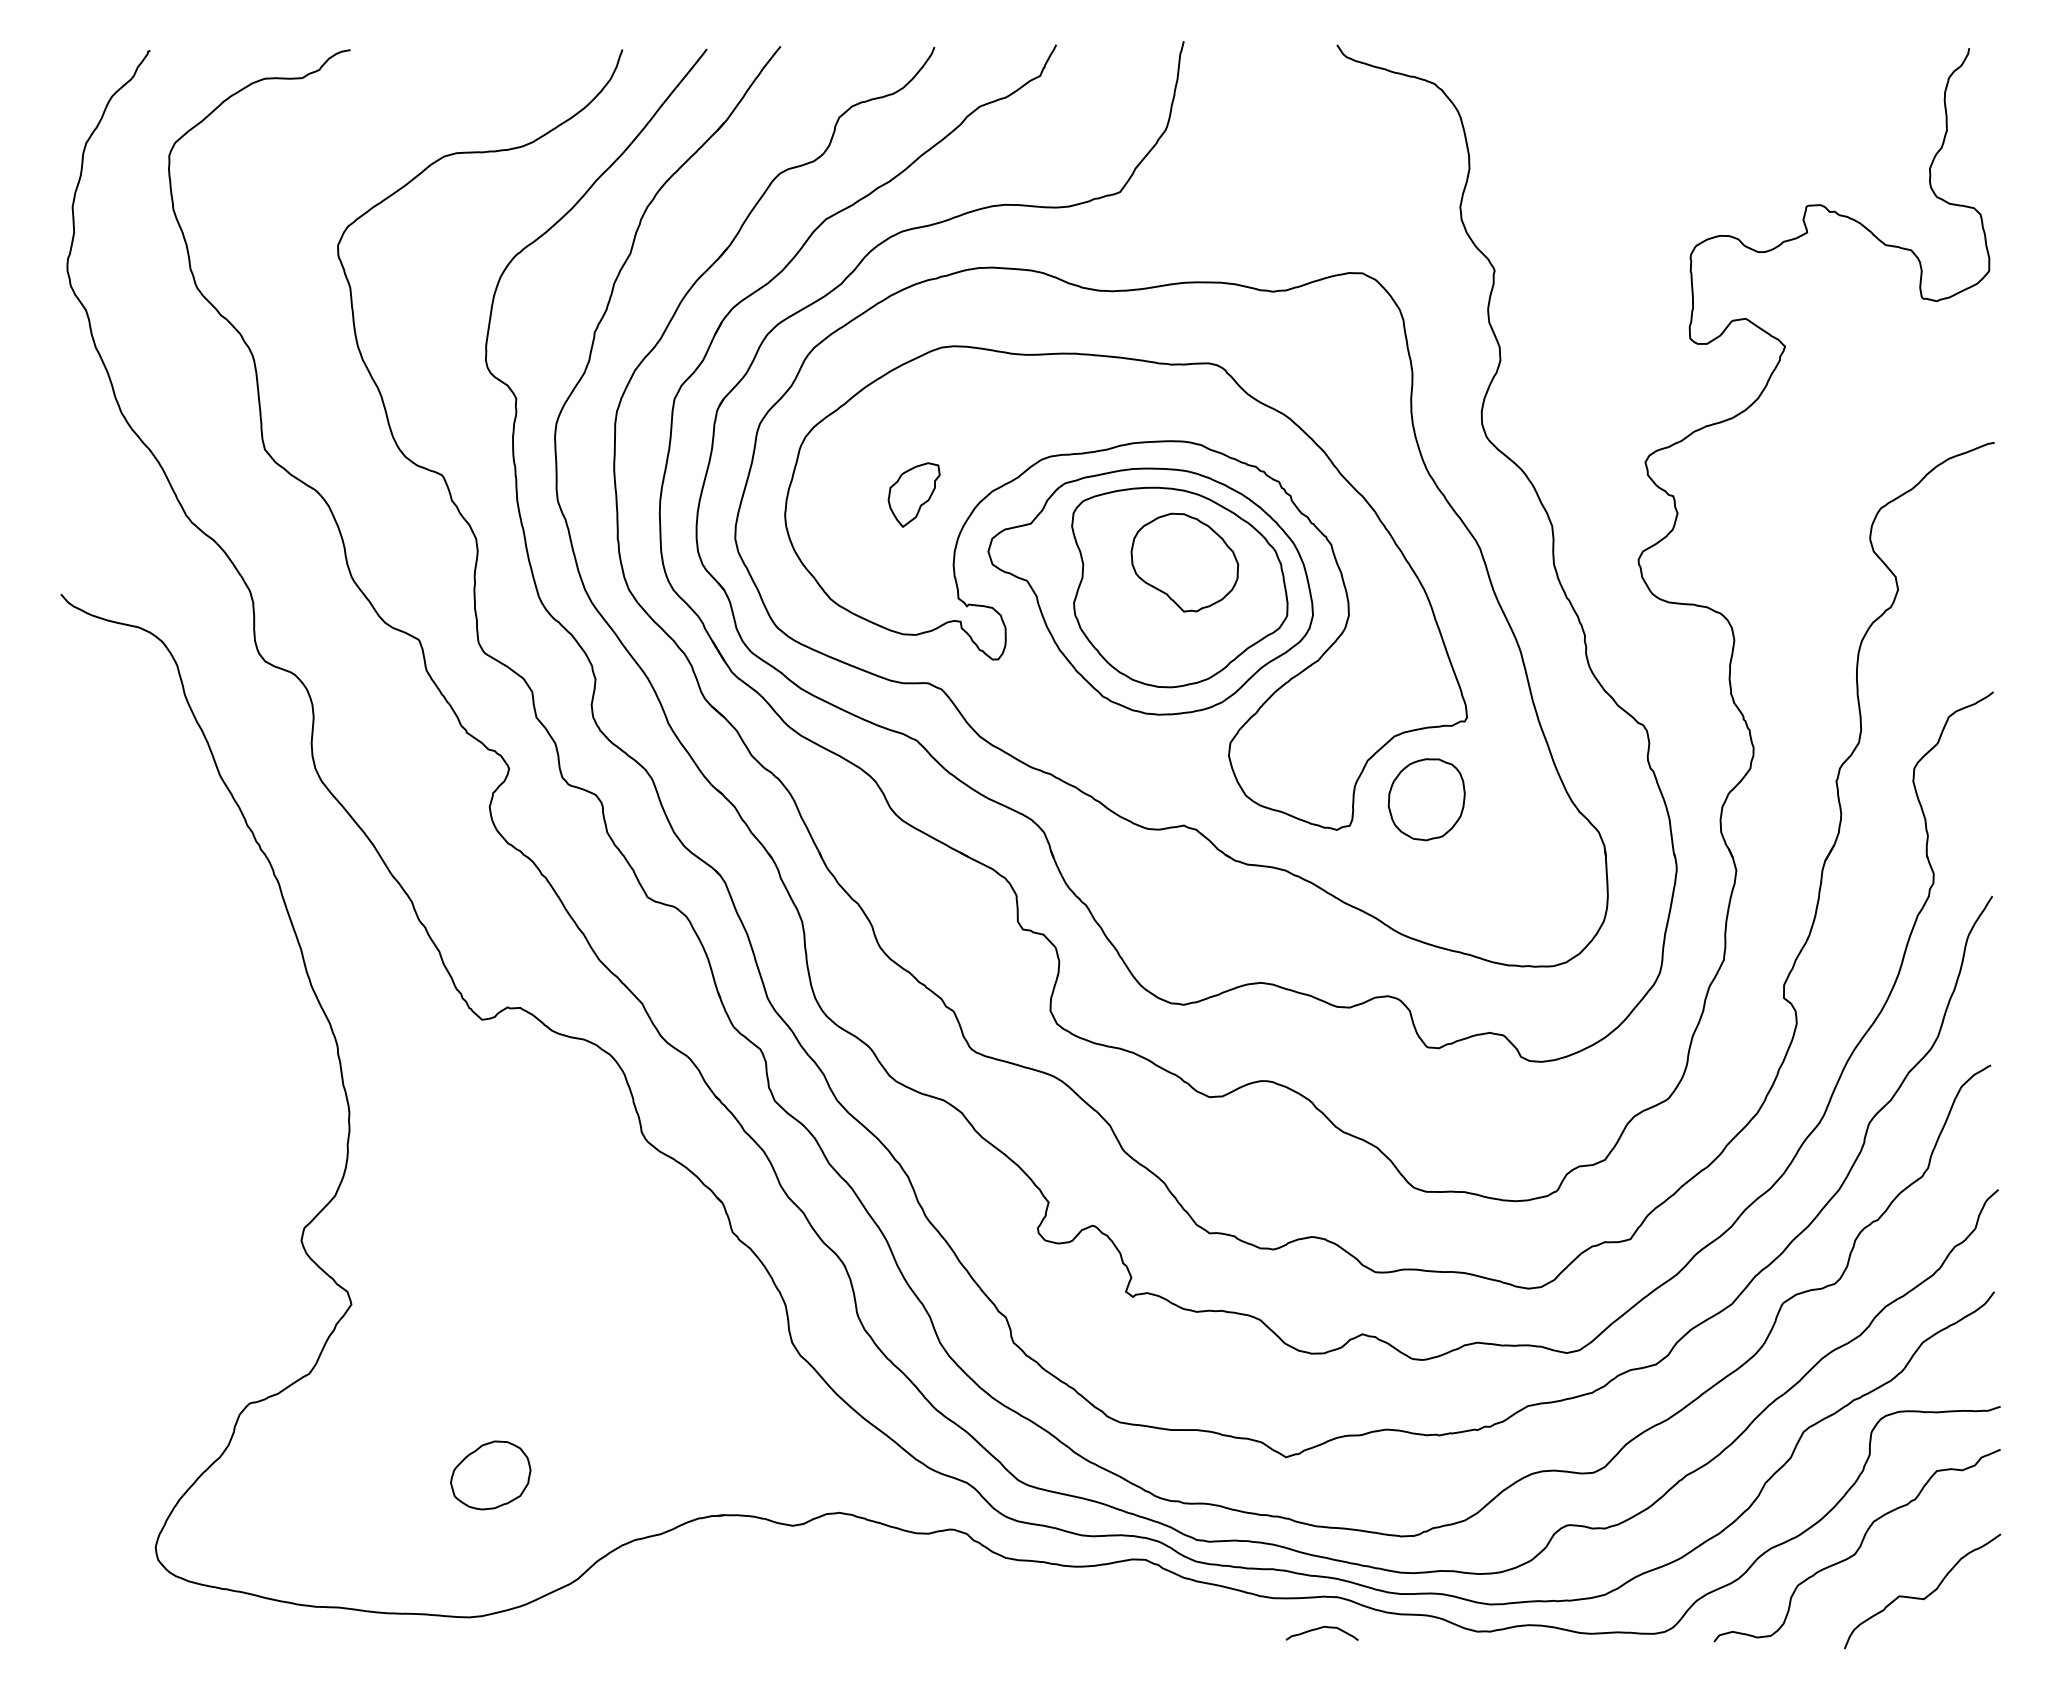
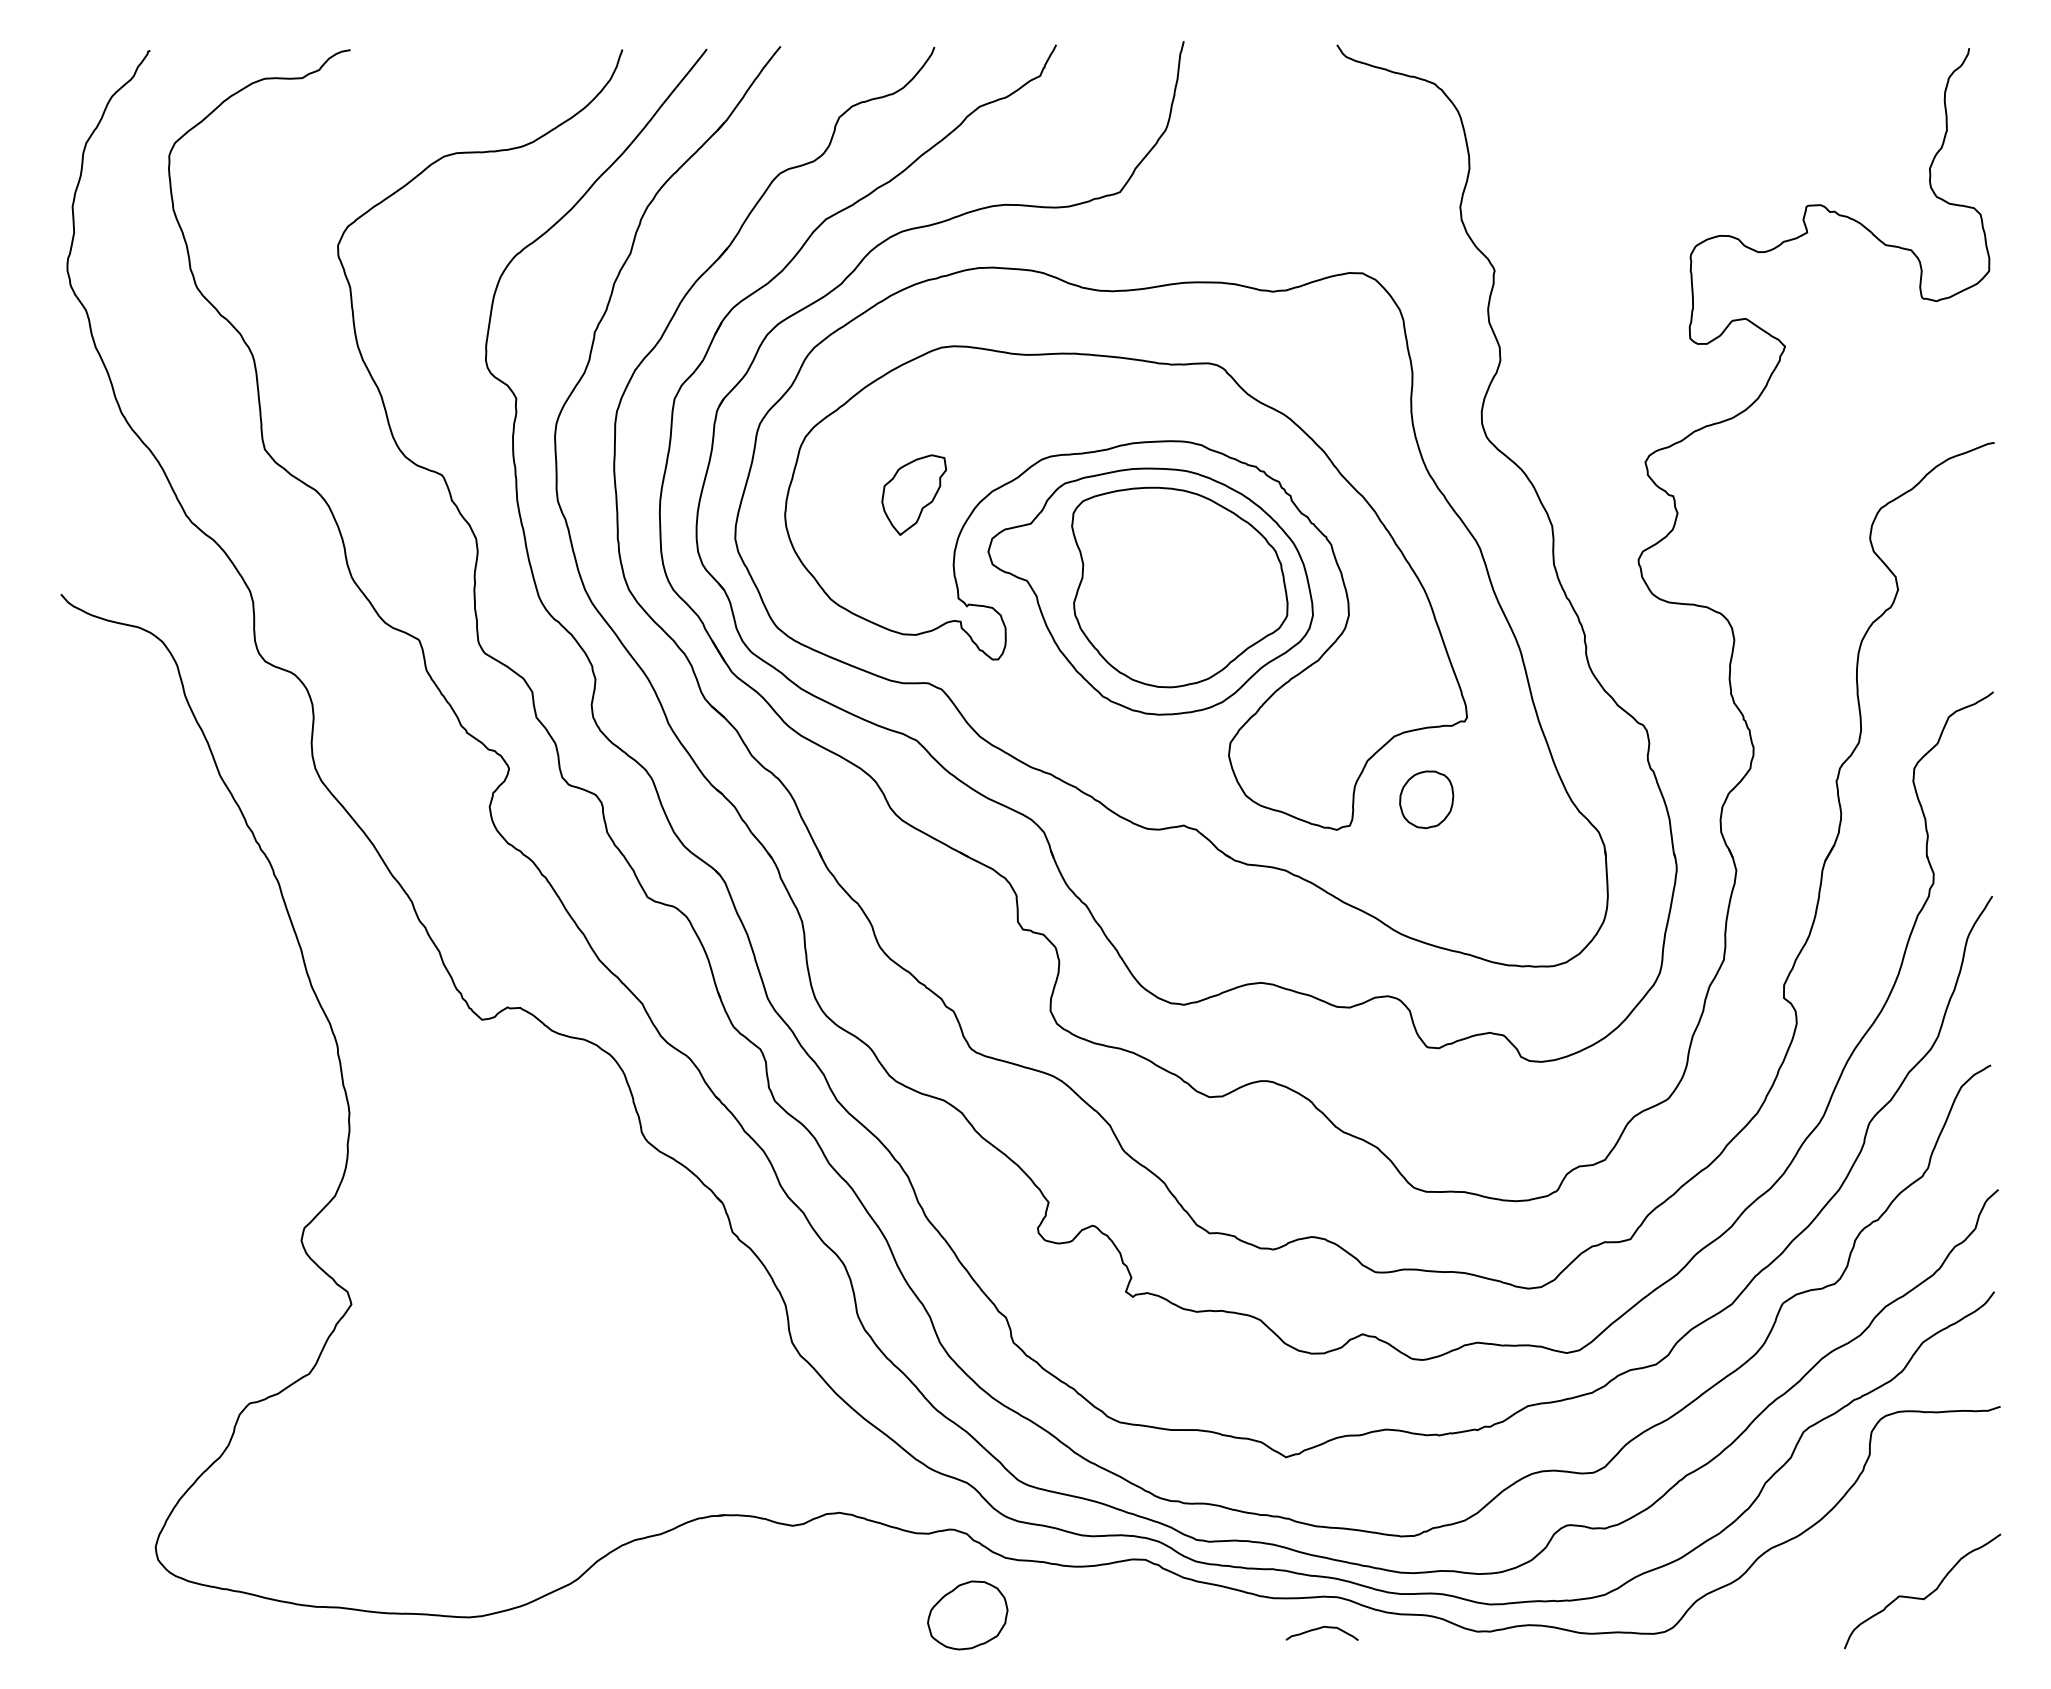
part size: 54x66 px -> 66x82 px (913, 494)
part: present -> none (1184, 562)
part size: 79x84 px -> 56x60 px (1426, 799)
part position: (490, 1475) -> (967, 1615) (967, 1615)
curve: present -> none (1858, 1547)
